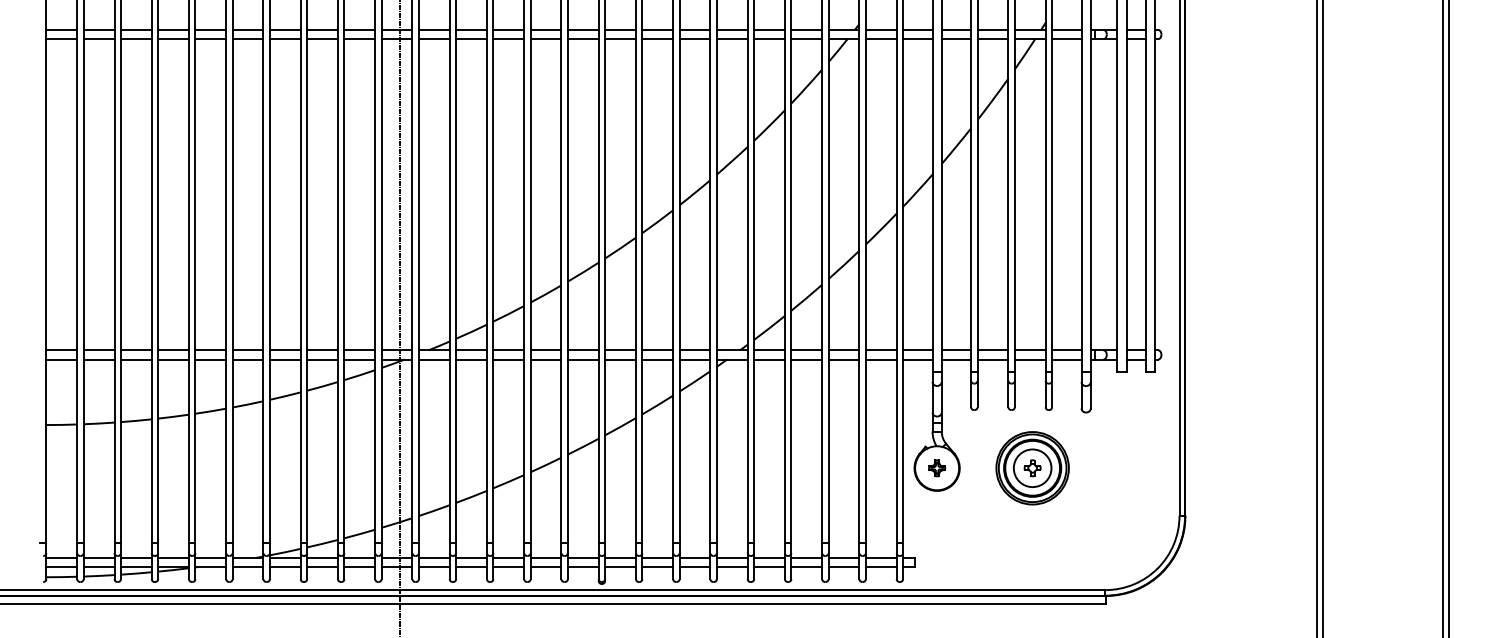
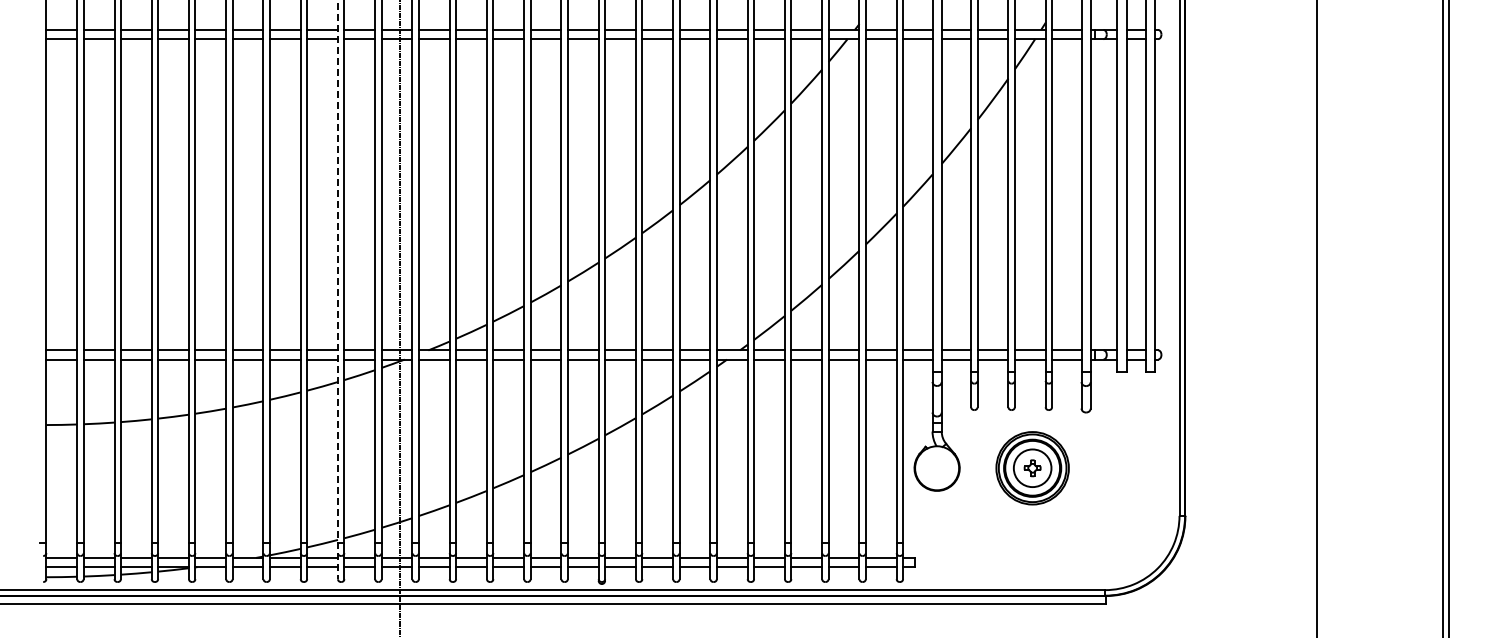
line: solid -> dashed (337, 290)
line: present -> none (1323, 318)
part: present -> none (936, 468)
